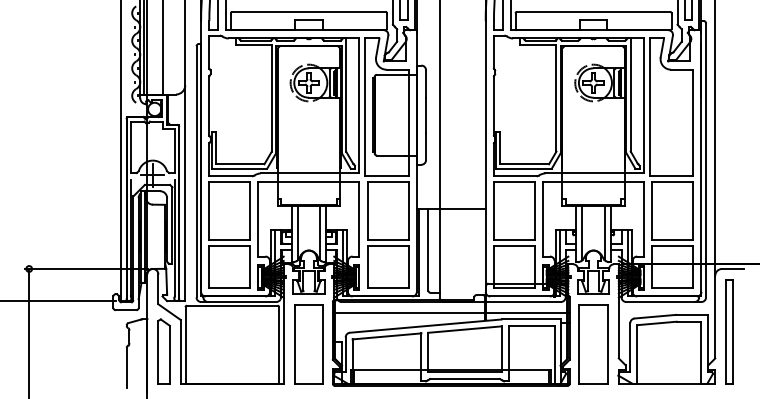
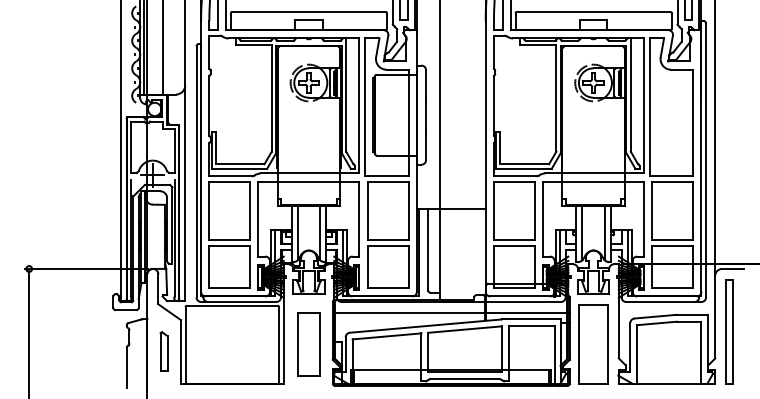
line: present -> none (59, 301)
part size: 30x81 px -> 24x65 px (308, 344)
part size: 14x67 px -> 10x41 px (163, 351)
